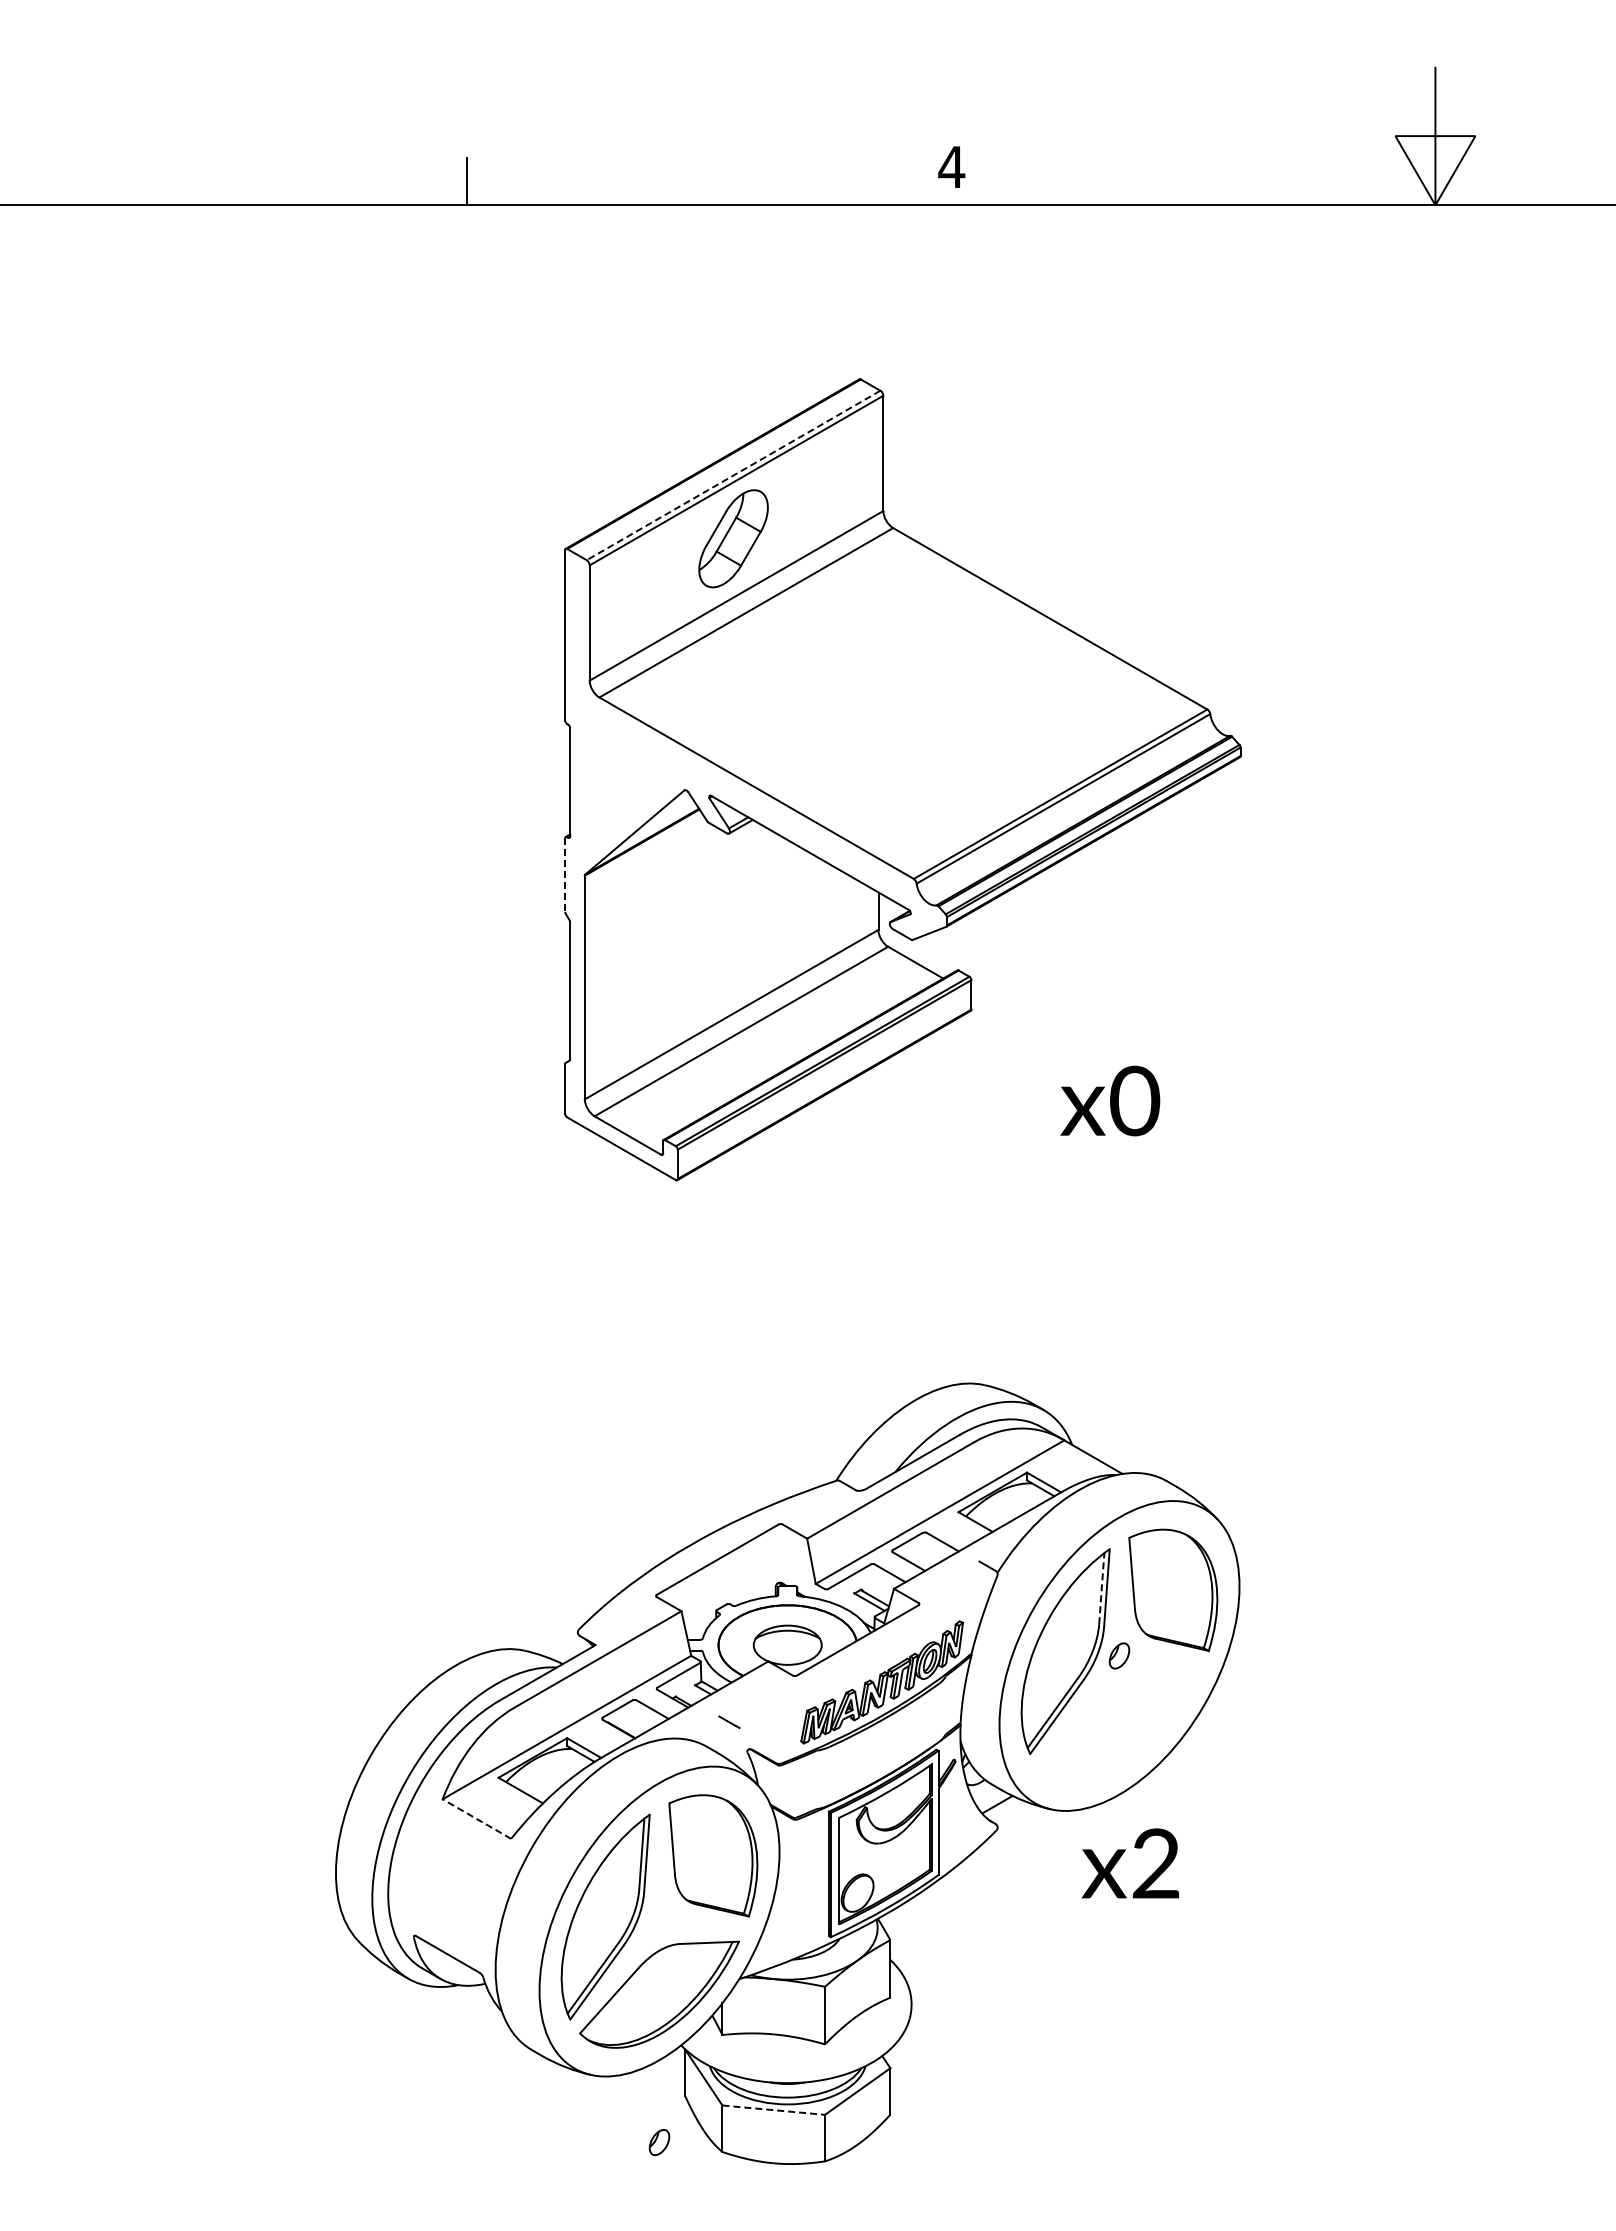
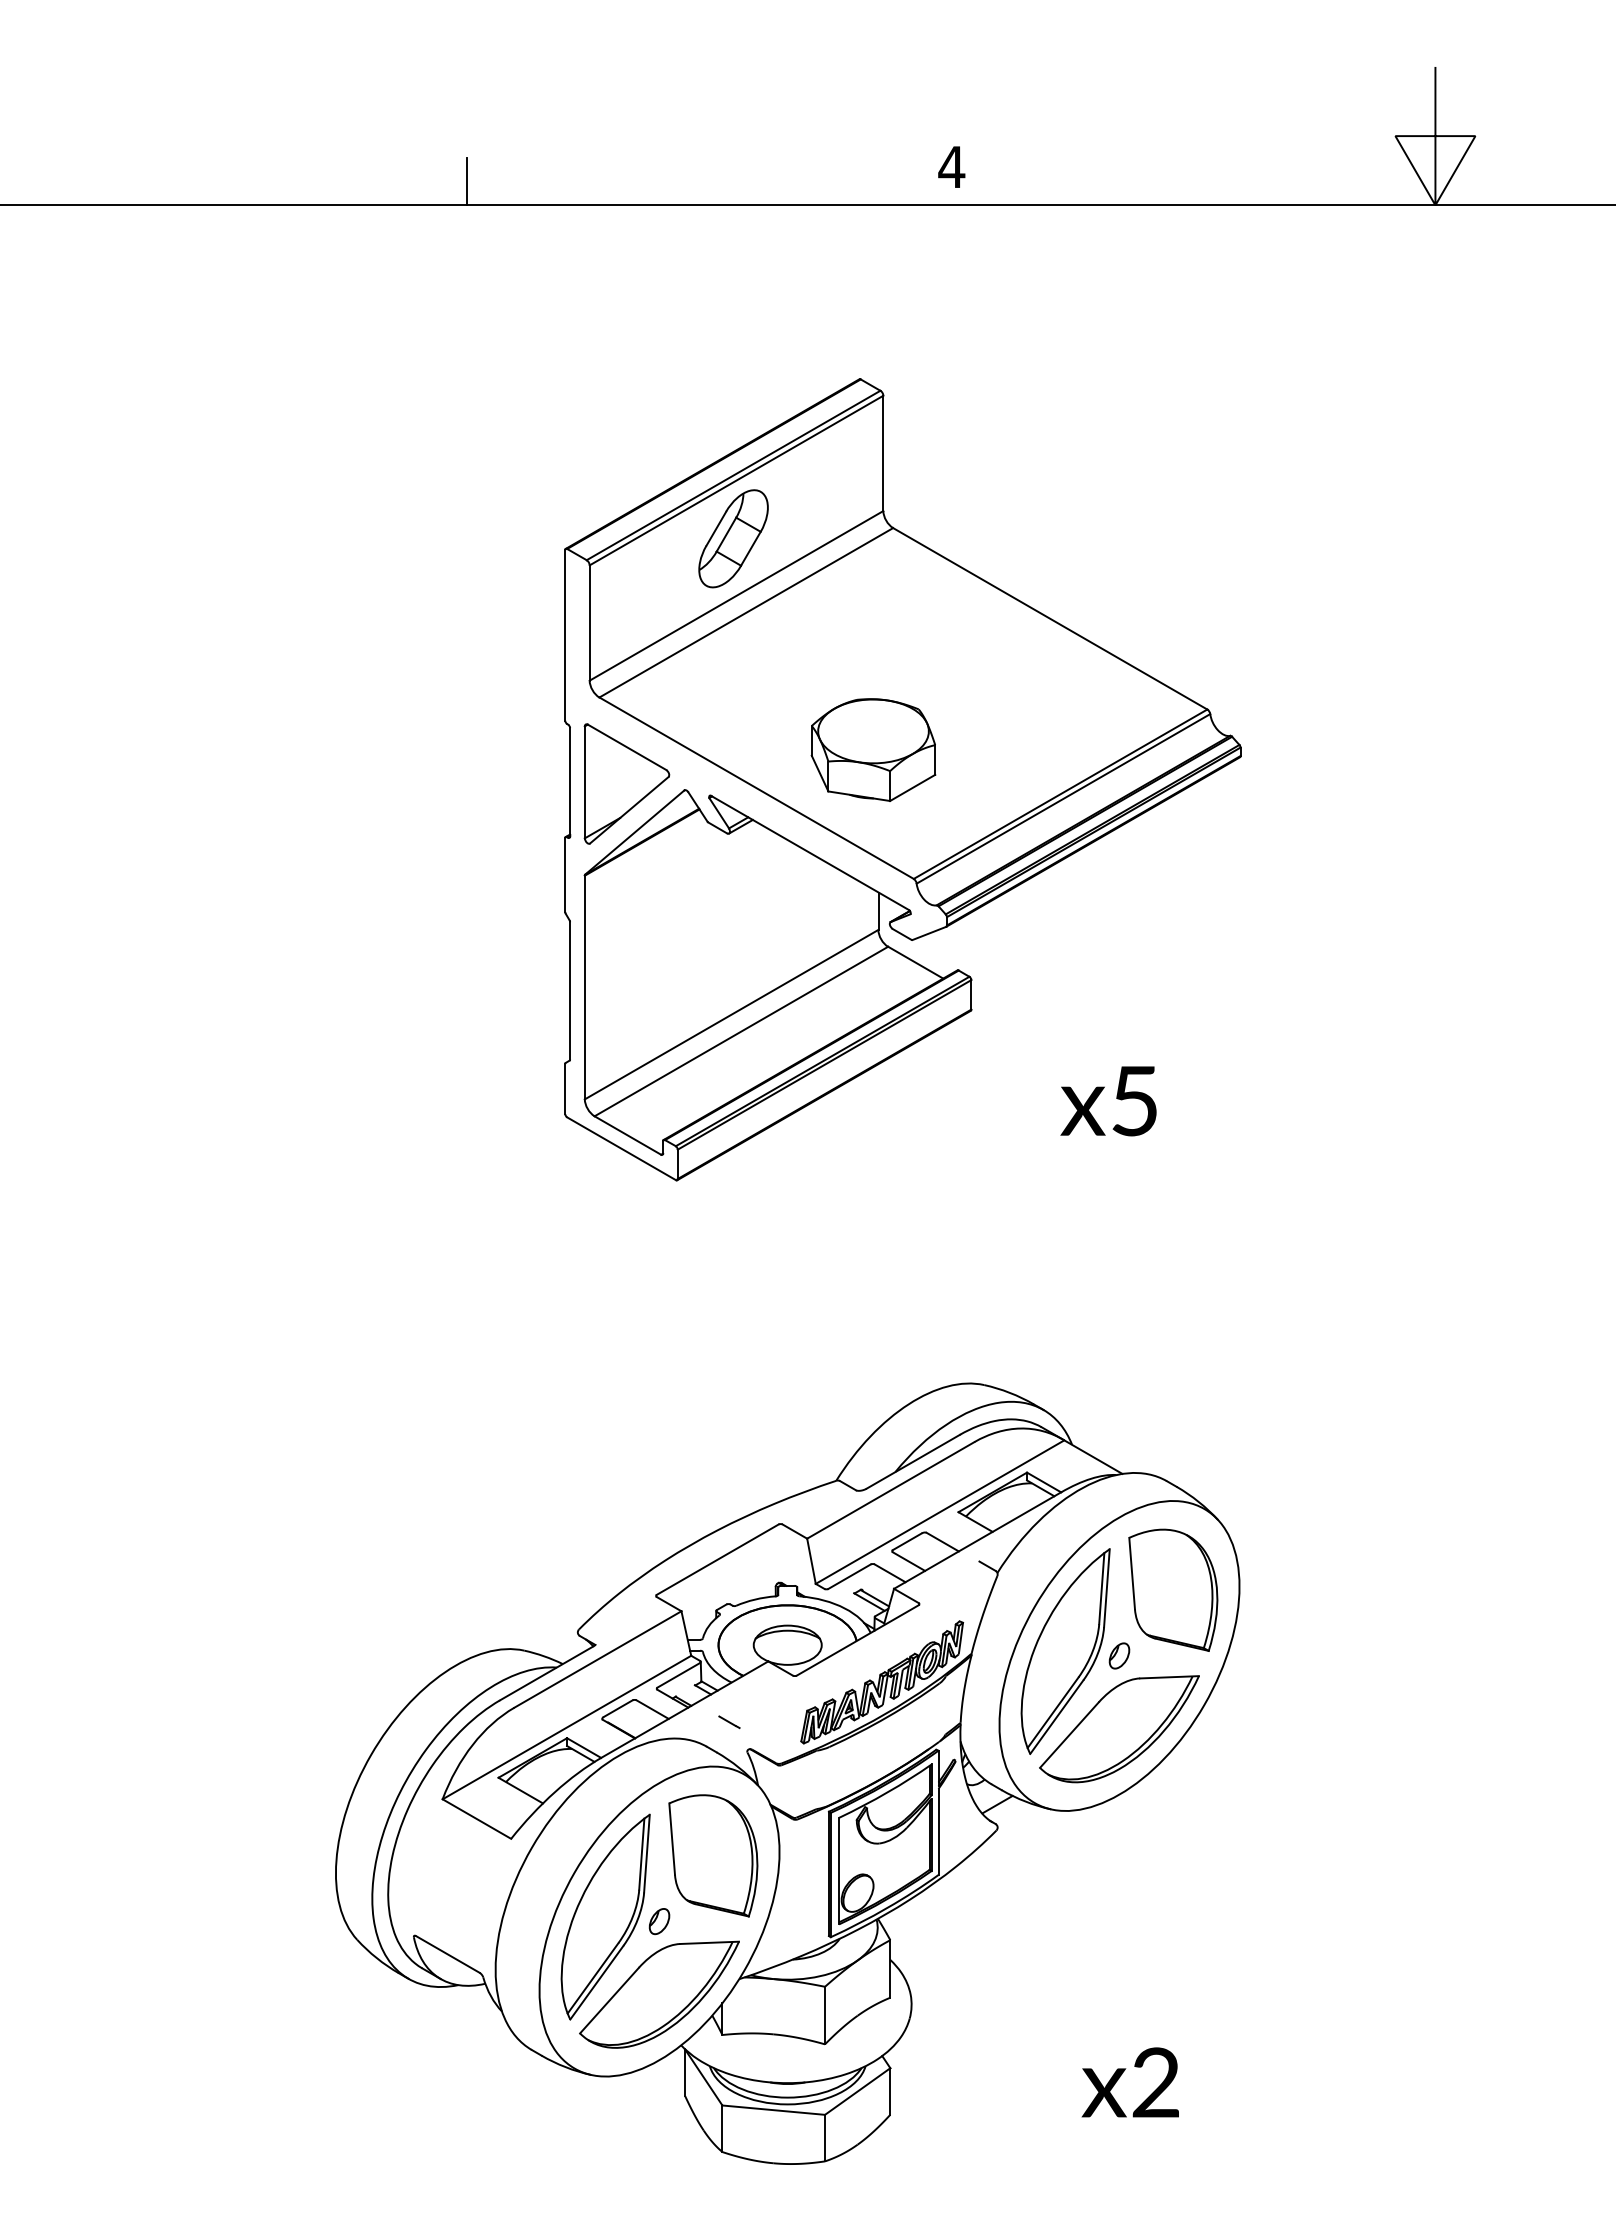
line: dashed -> solid (733, 475)
part: none -> present (873, 749)
part: none -> present (626, 783)
line: dashed -> solid (565, 875)
text: x0 -> x5 (1135, 1100)
line: dashed -> solid (1101, 1588)
part: none -> present (1119, 1729)
line: dashed -> solid (476, 1819)
text position: (1129, 1863) -> (1129, 2082) (1129, 2082)
line: dashed -> solid (773, 2110)
part position: (659, 2142) -> (659, 1921) (659, 1921)
